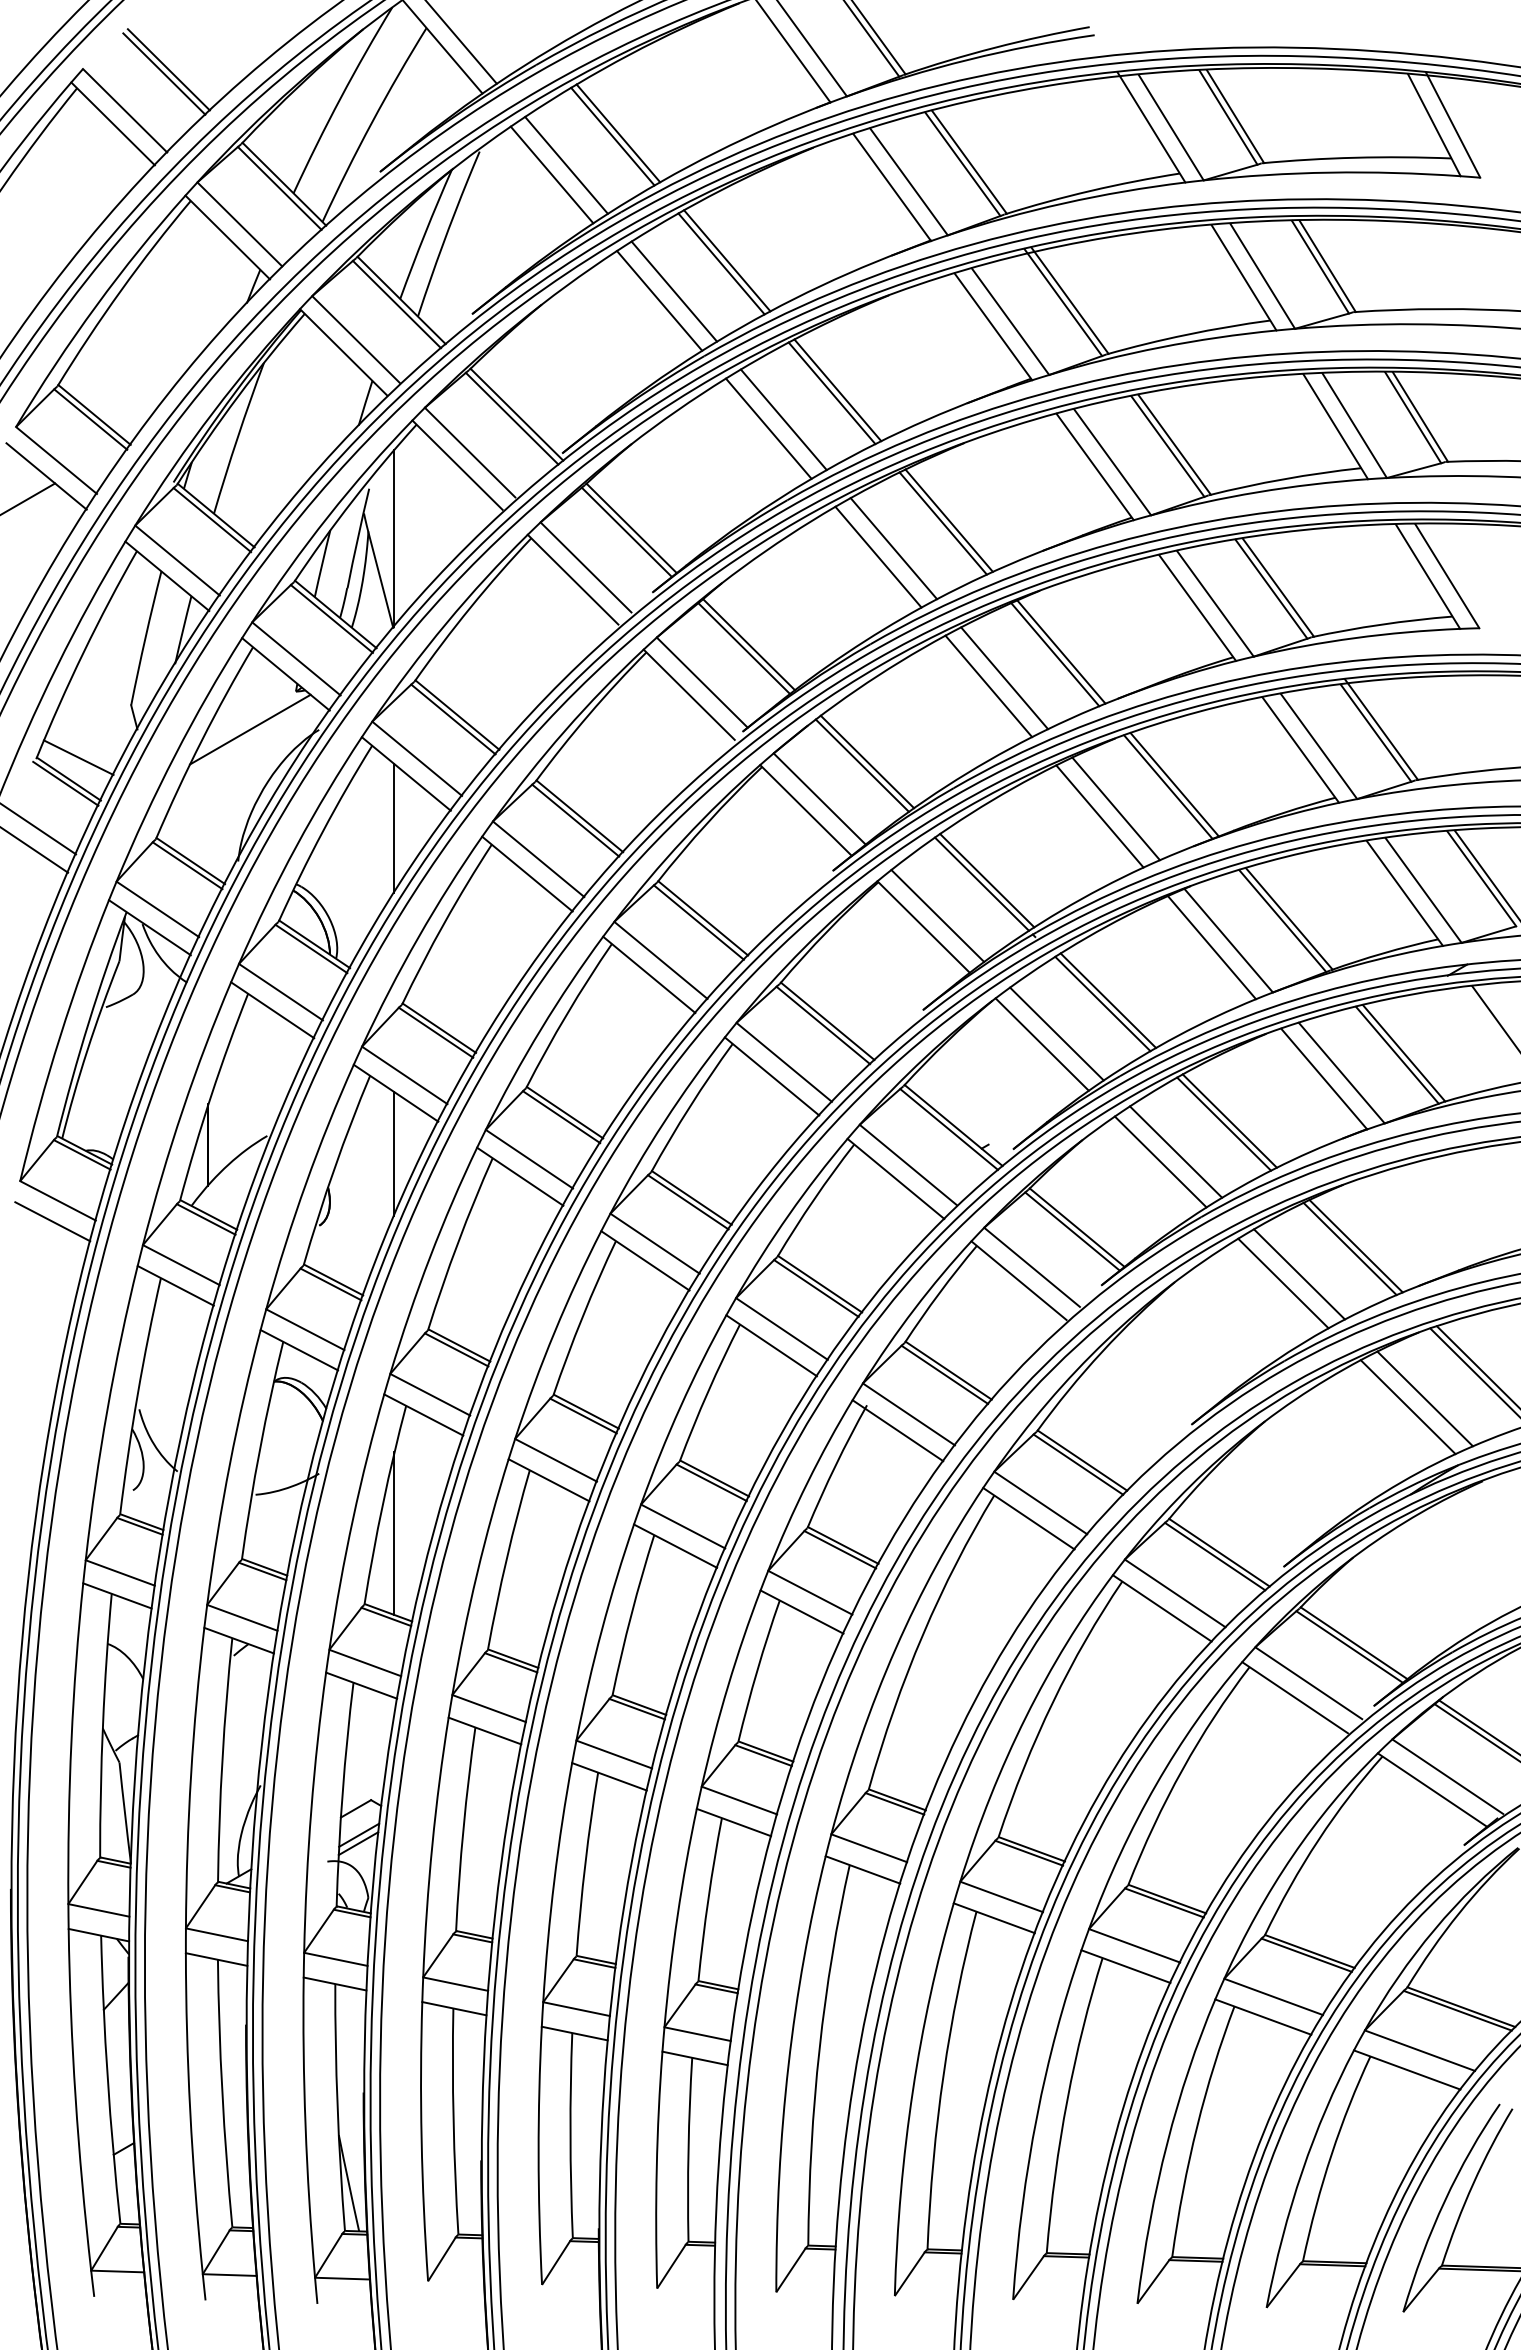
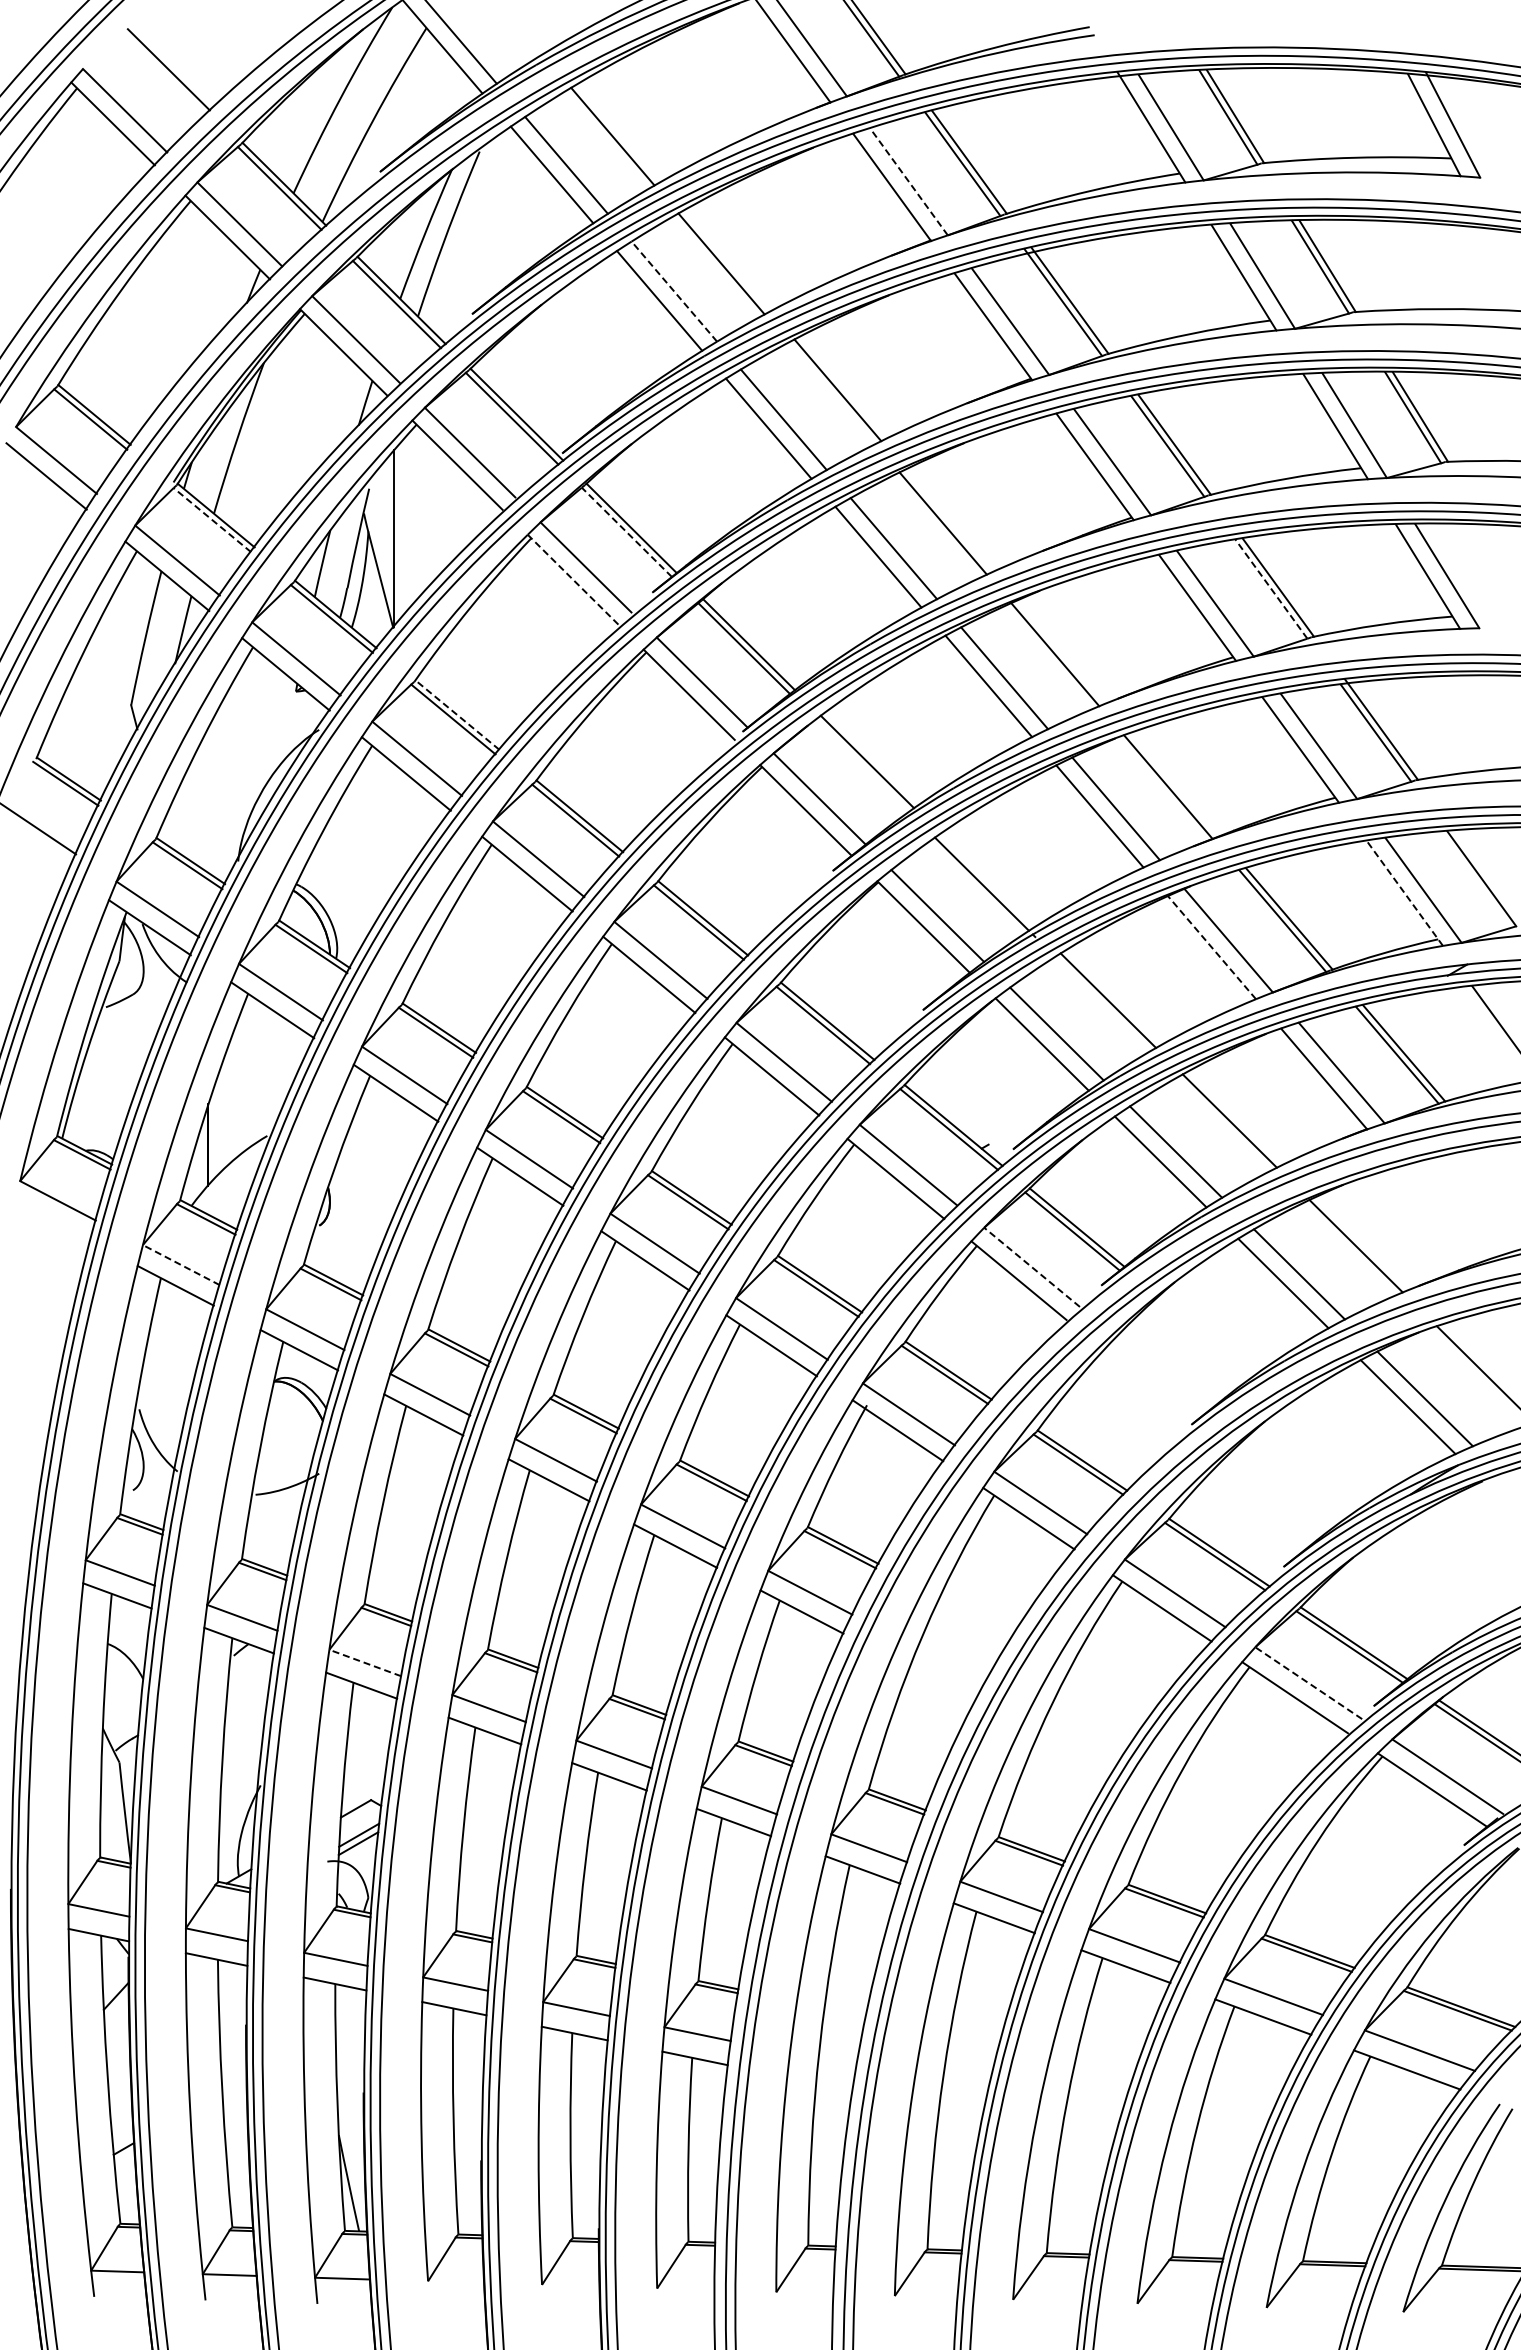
line: present -> none (164, 73)
line: present -> none (618, 133)
line: solid -> dashed (908, 181)
line: present -> none (727, 260)
line: solid -> dashed (674, 291)
line: present -> none (831, 393)
line: present -> none (28, 498)
line: solid -> dashed (211, 519)
line: present -> none (948, 520)
line: solid -> dashed (626, 532)
line: solid -> dashed (573, 579)
line: solid -> dashed (1271, 588)
line: present -> none (1061, 651)
line: solid -> dashed (457, 714)
line: present -> none (250, 729)
line: present -> none (78, 757)
line: present -> none (861, 765)
line: present -> none (1174, 784)
line: present -> none (394, 828)
line: present -> none (35, 850)
line: present -> none (1485, 873)
line: present -> none (987, 880)
line: solid -> dashed (1404, 893)
line: solid -> dashed (1211, 947)
line: present -> none (1102, 1003)
line: present -> none (1224, 1123)
line: present -> none (394, 1153)
line: present -> none (52, 1221)
line: present -> none (1349, 1248)
line: solid -> dashed (180, 1264)
line: solid -> dashed (1031, 1267)
line: present -> none (1473, 1371)
line: present -> none (394, 1533)
line: solid -> dashed (364, 1662)
line: solid -> dashed (1308, 1682)
